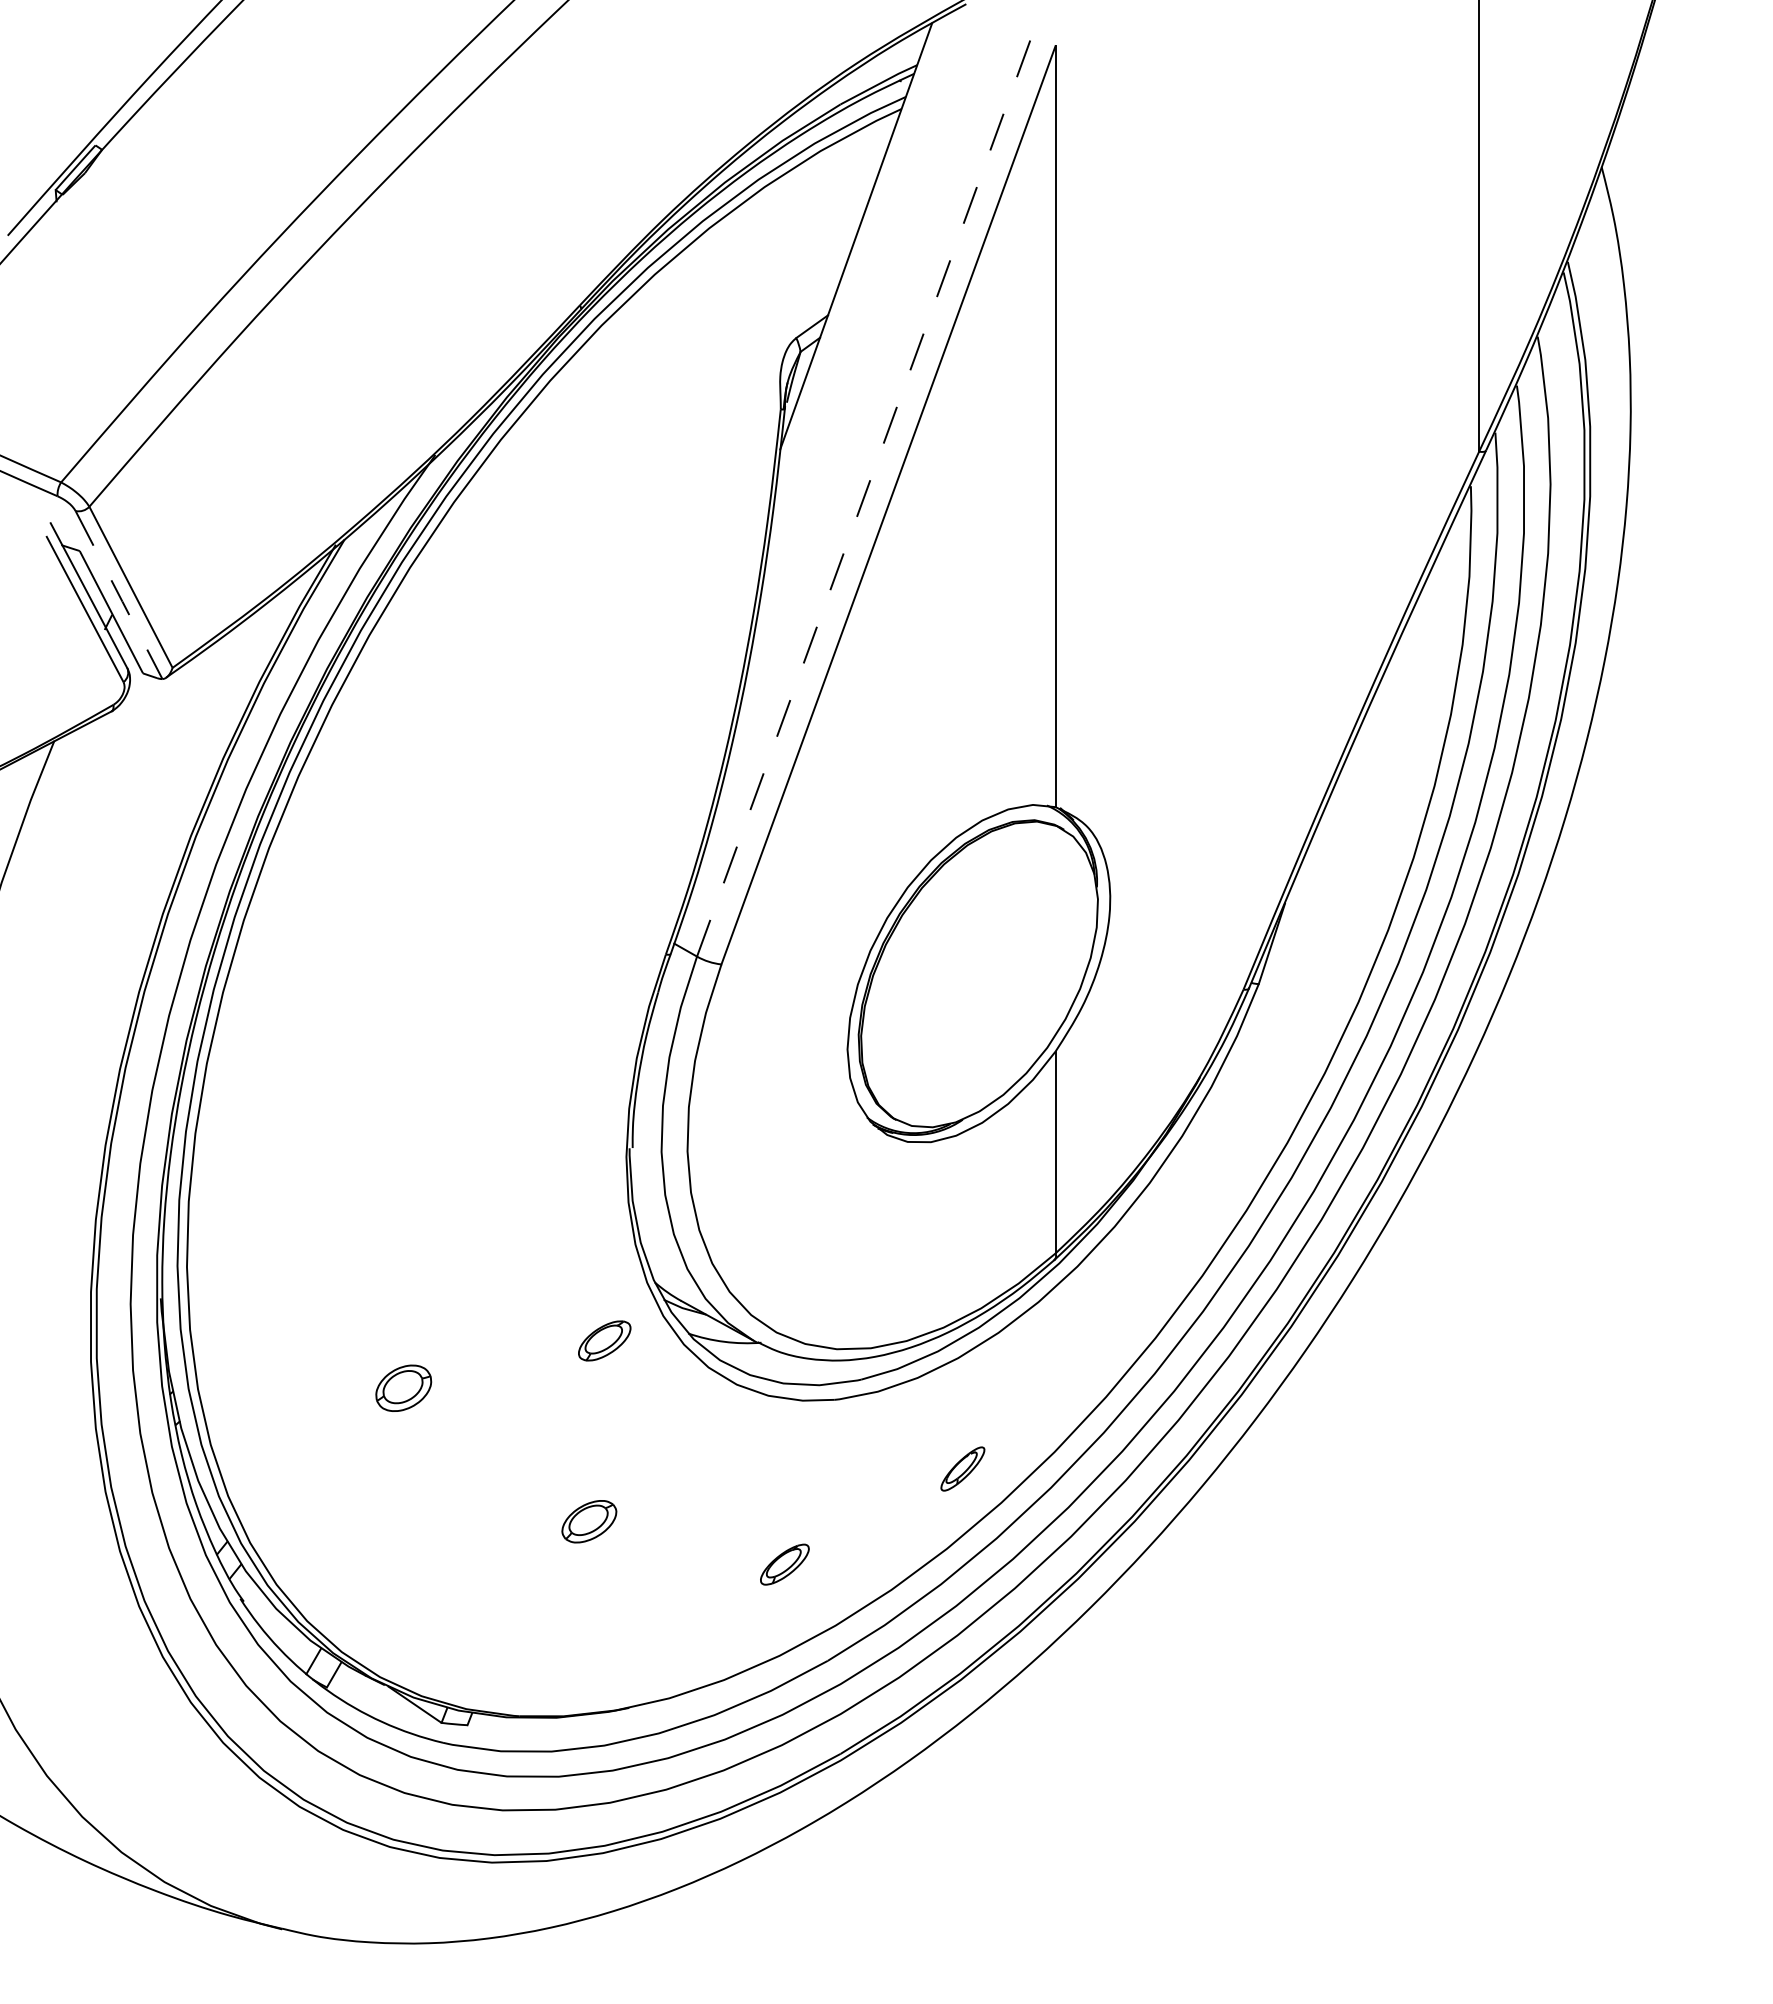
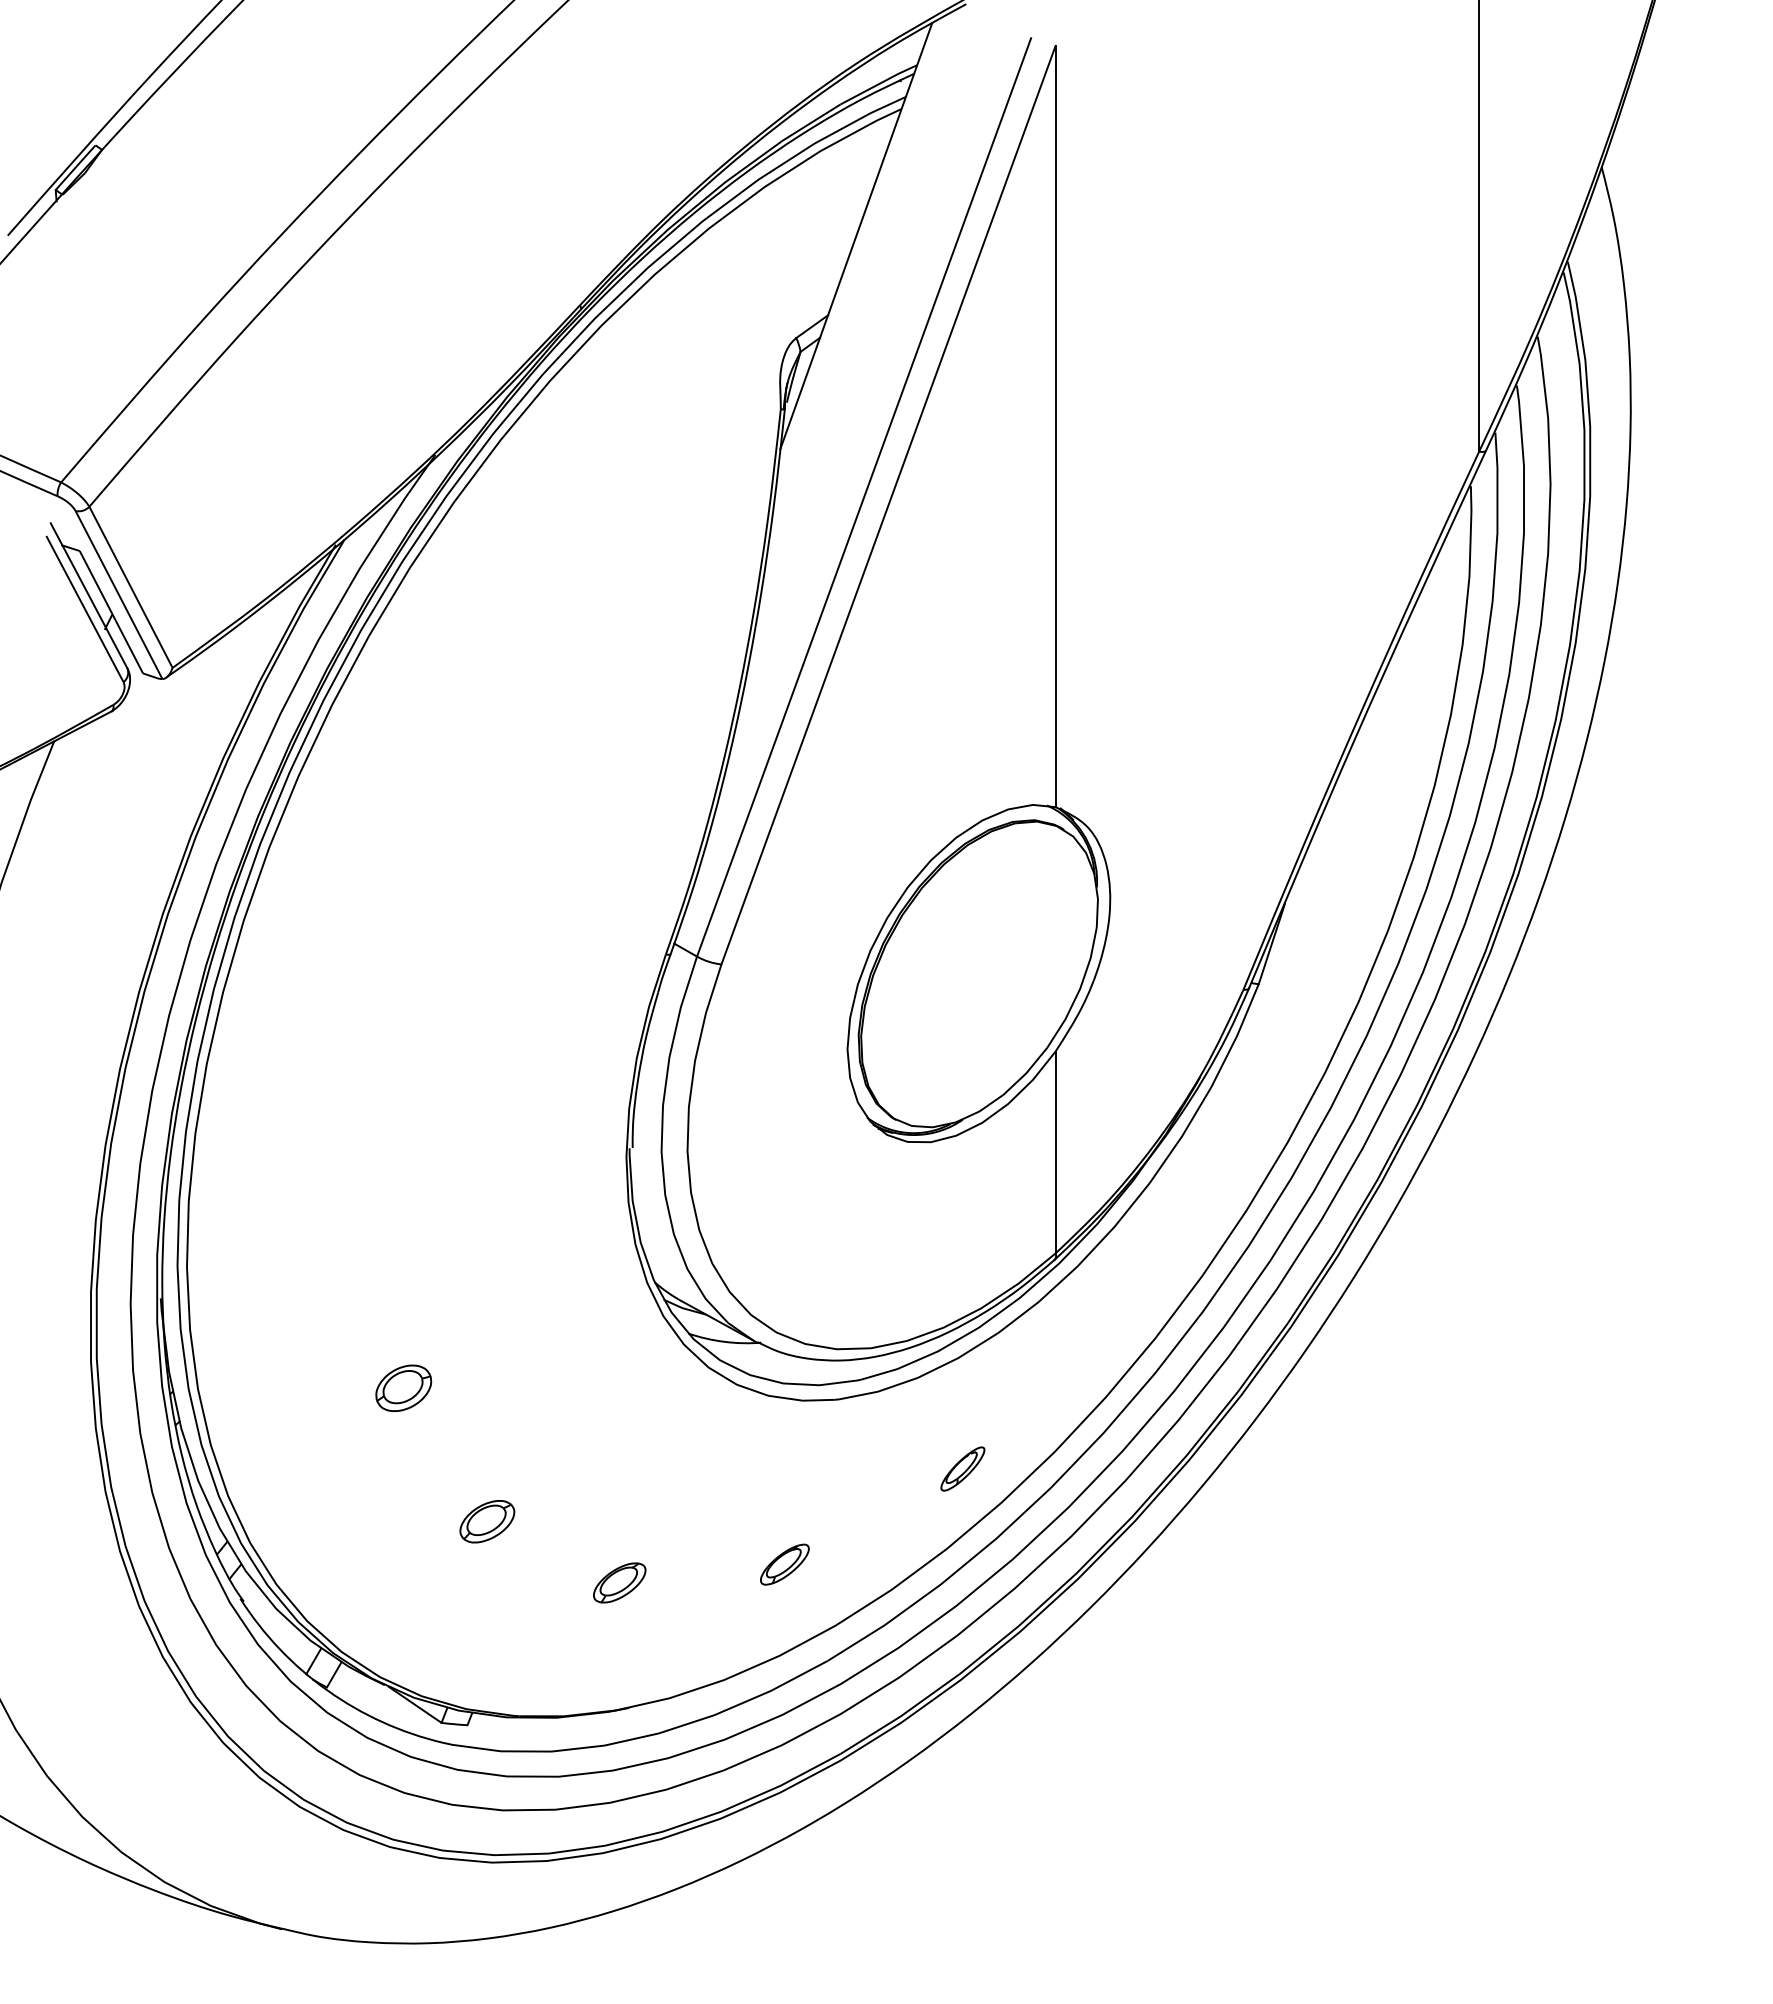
line: dashed -> solid (864, 497)
line: dashed -> solid (119, 595)
part position: (604, 1340) -> (619, 1582) (619, 1582)
part position: (589, 1521) -> (487, 1521) (487, 1521)
